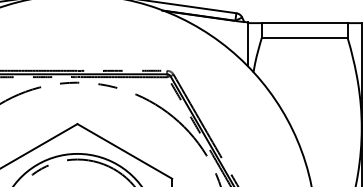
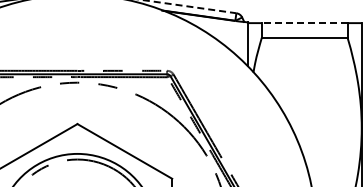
line: solid -> dashed (190, 6)
line: solid -> dashed (304, 23)
